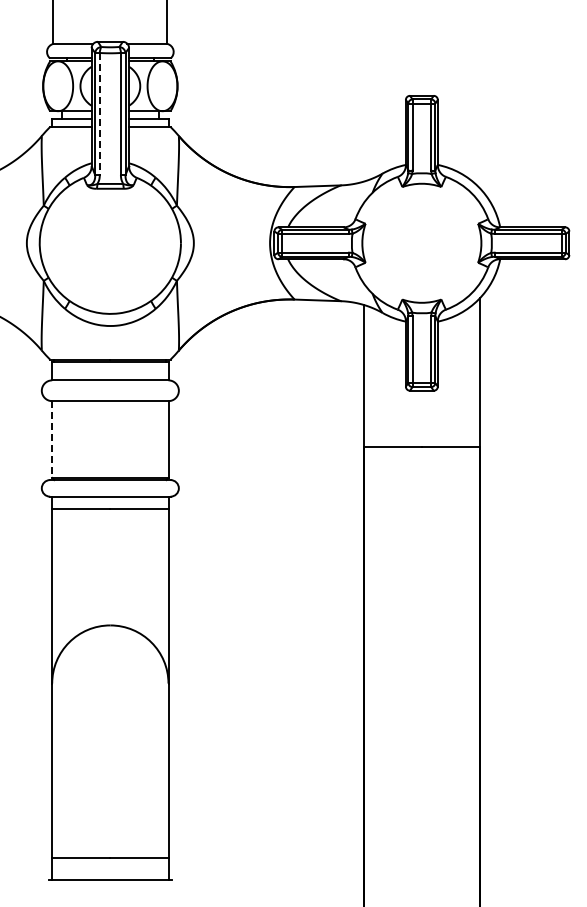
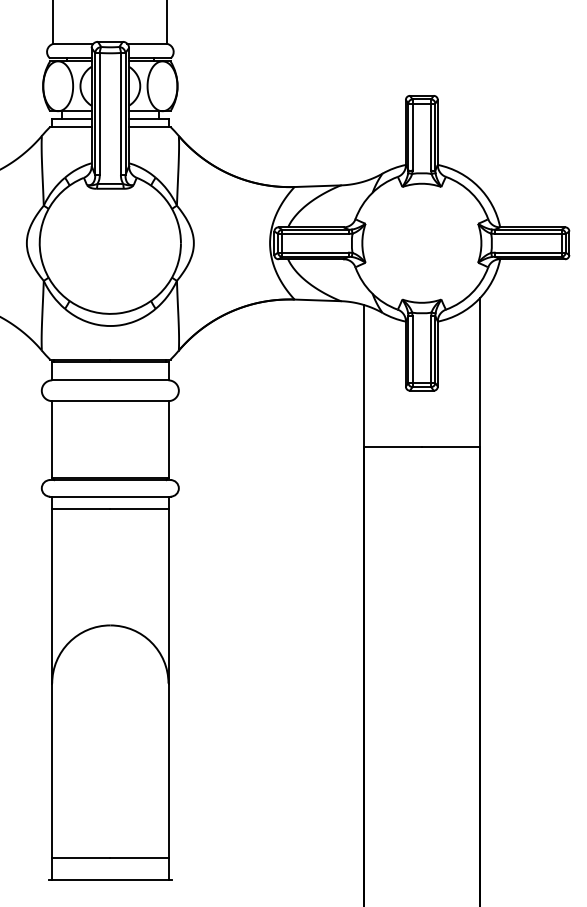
line: dashed -> solid (99, 114)
line: dashed -> solid (52, 440)
